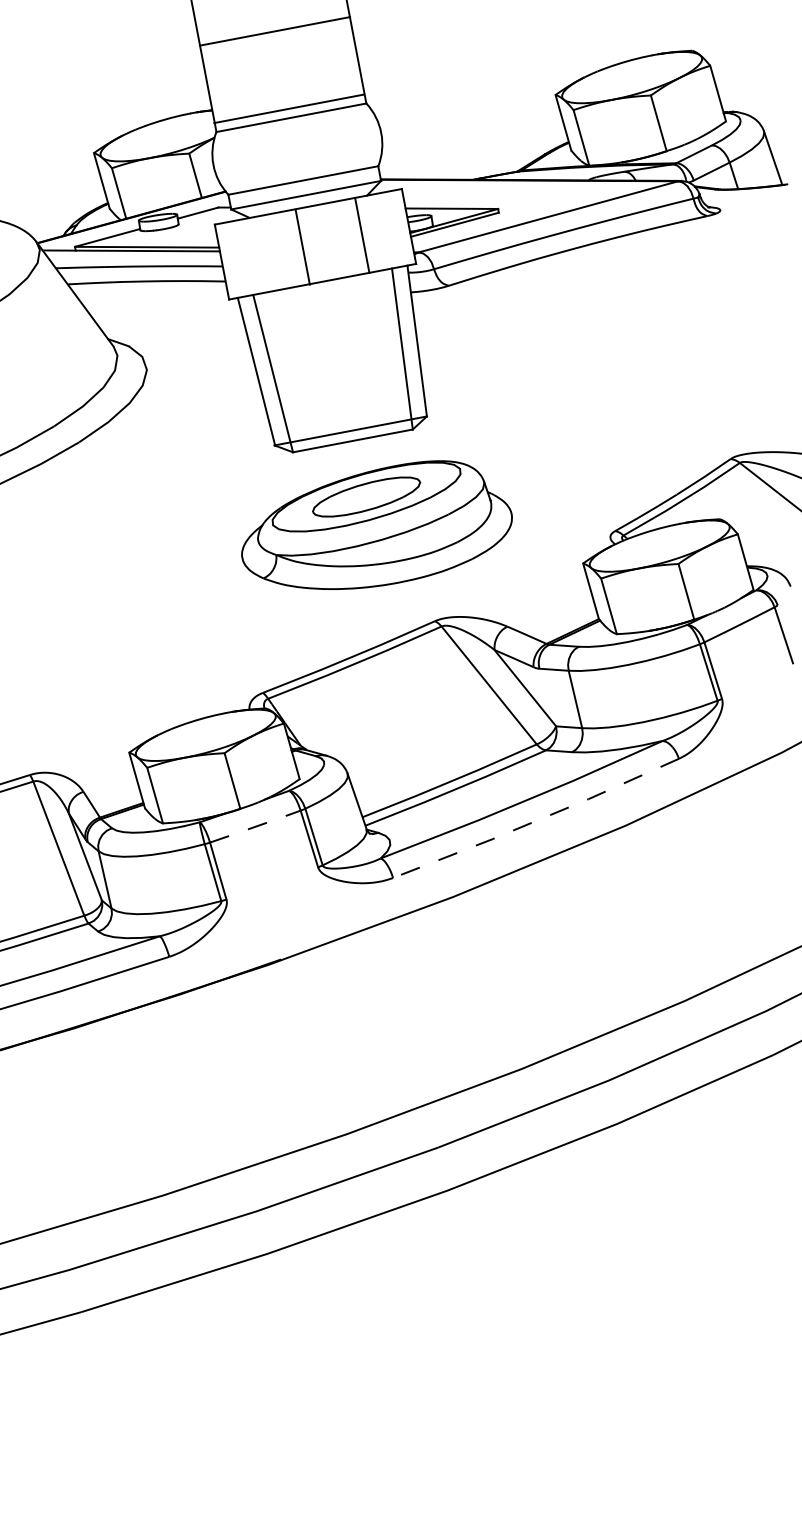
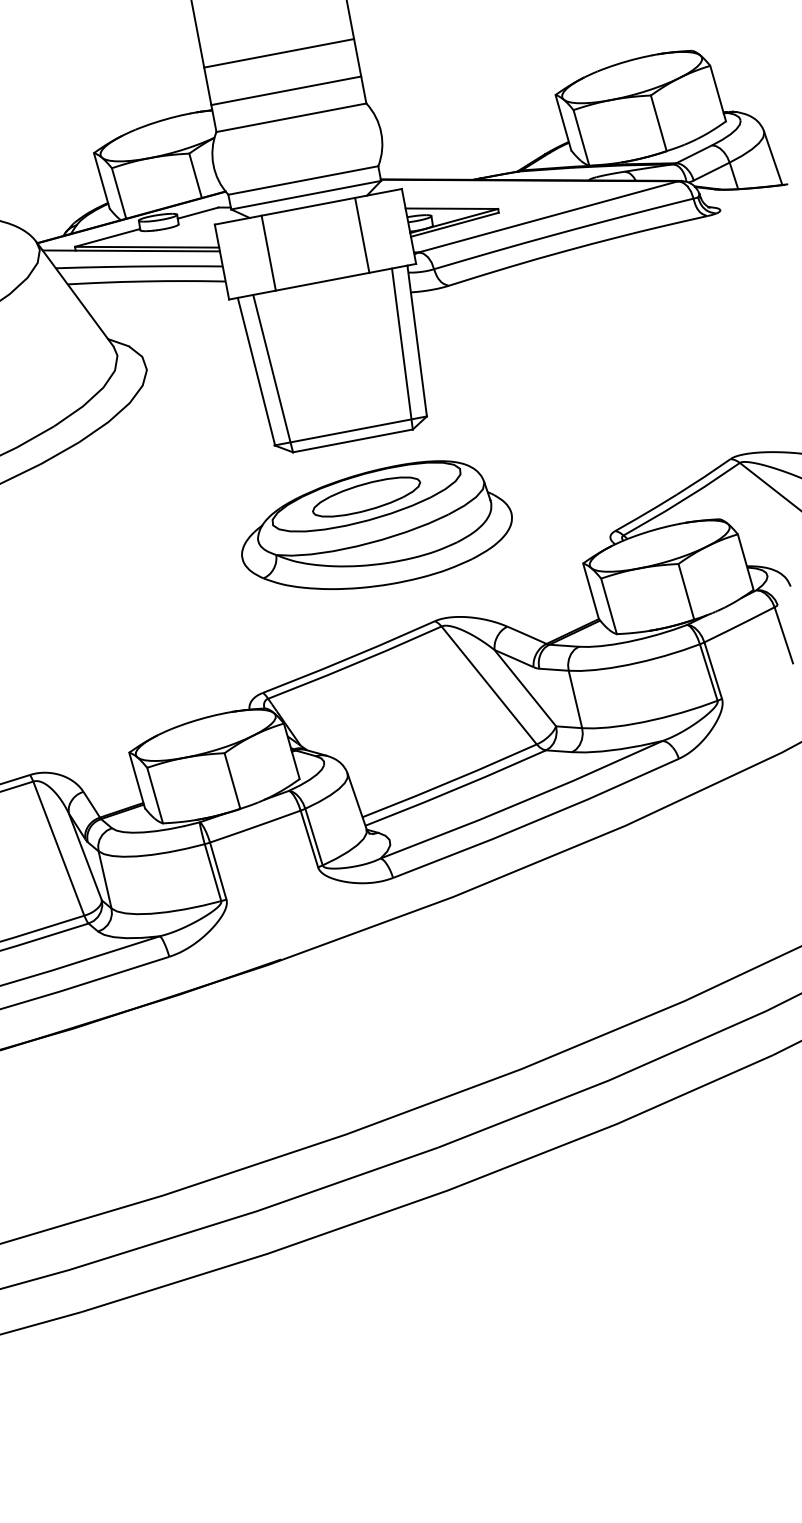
line position: (275, 31) -> (279, 53) (279, 53)
line position: (289, 108) -> (286, 90) (286, 90)
line position: (302, 246) -> (268, 252) (268, 252)
line: dashed -> solid (537, 820)
line: dashed -> solid (255, 826)
